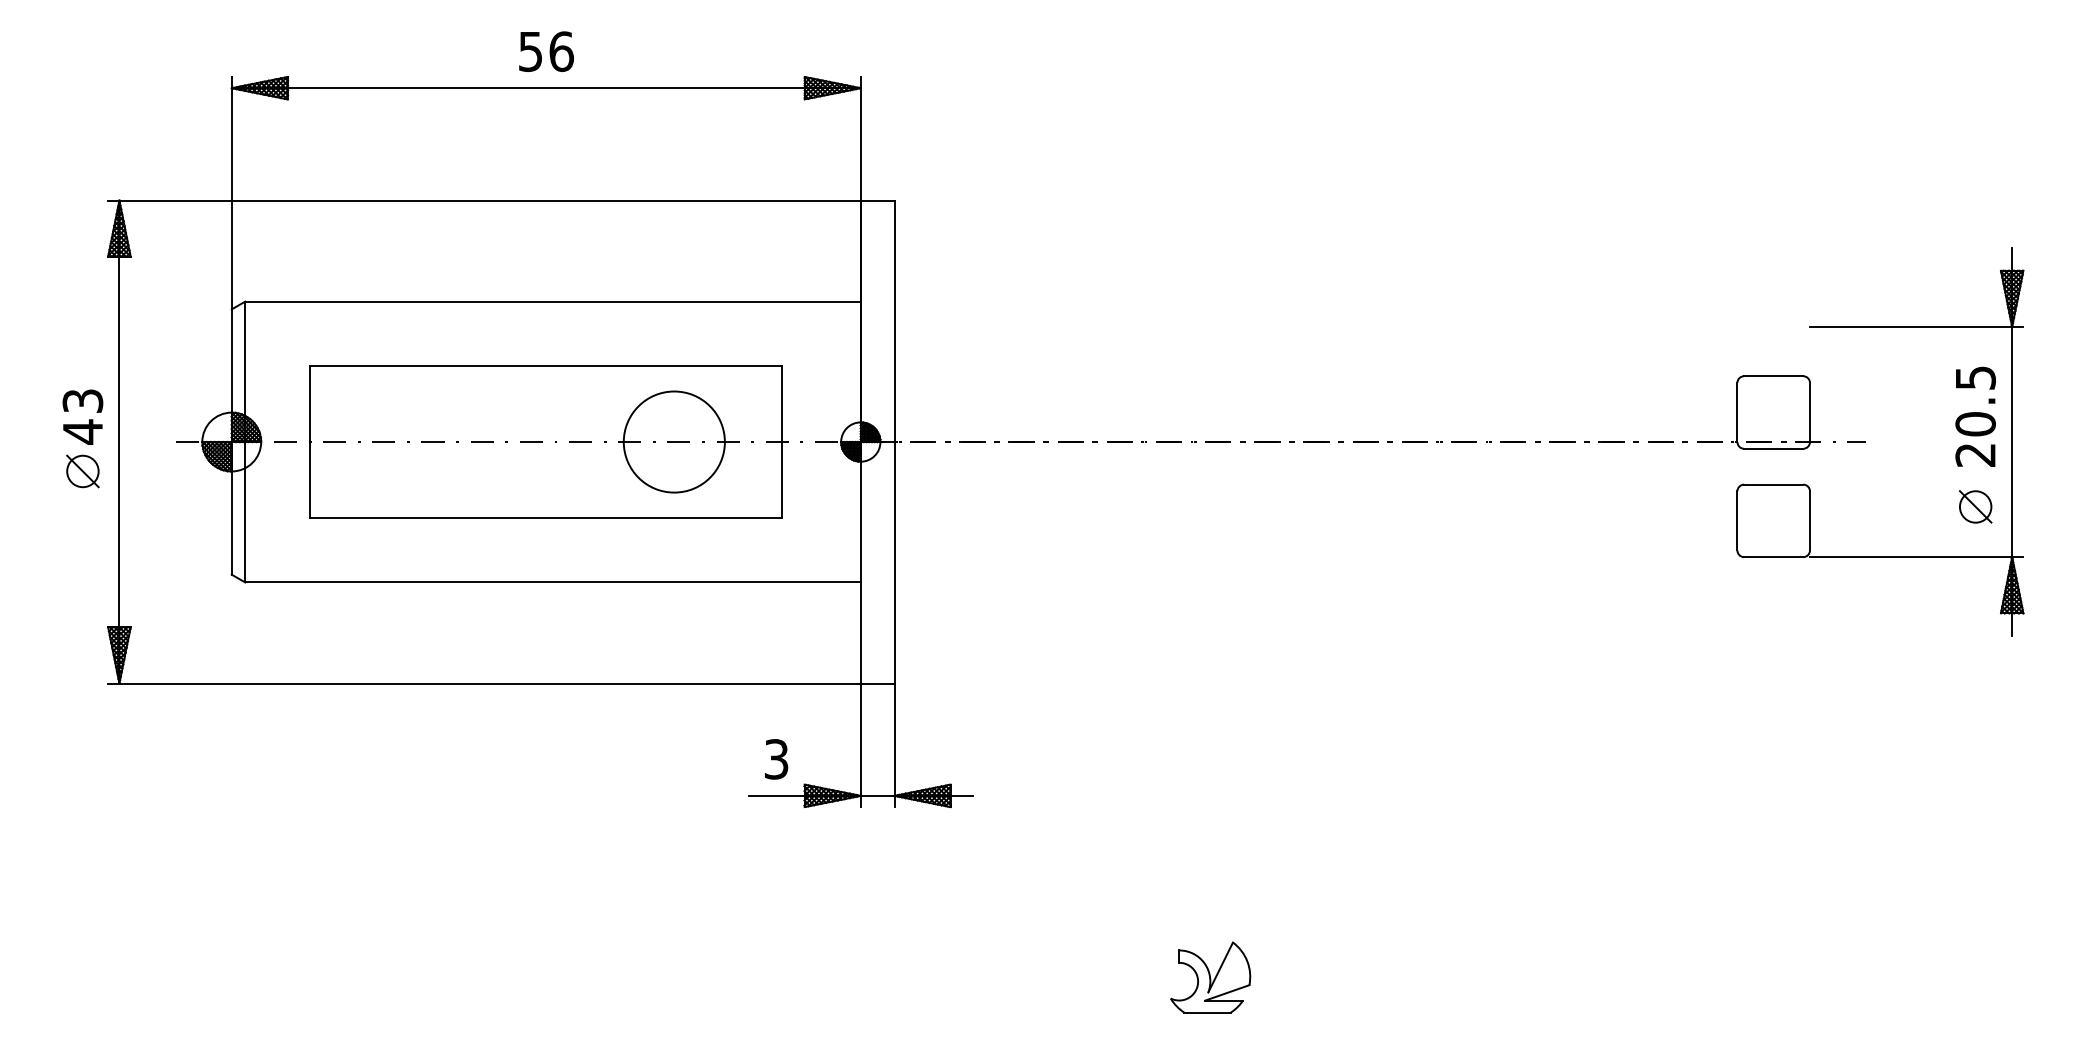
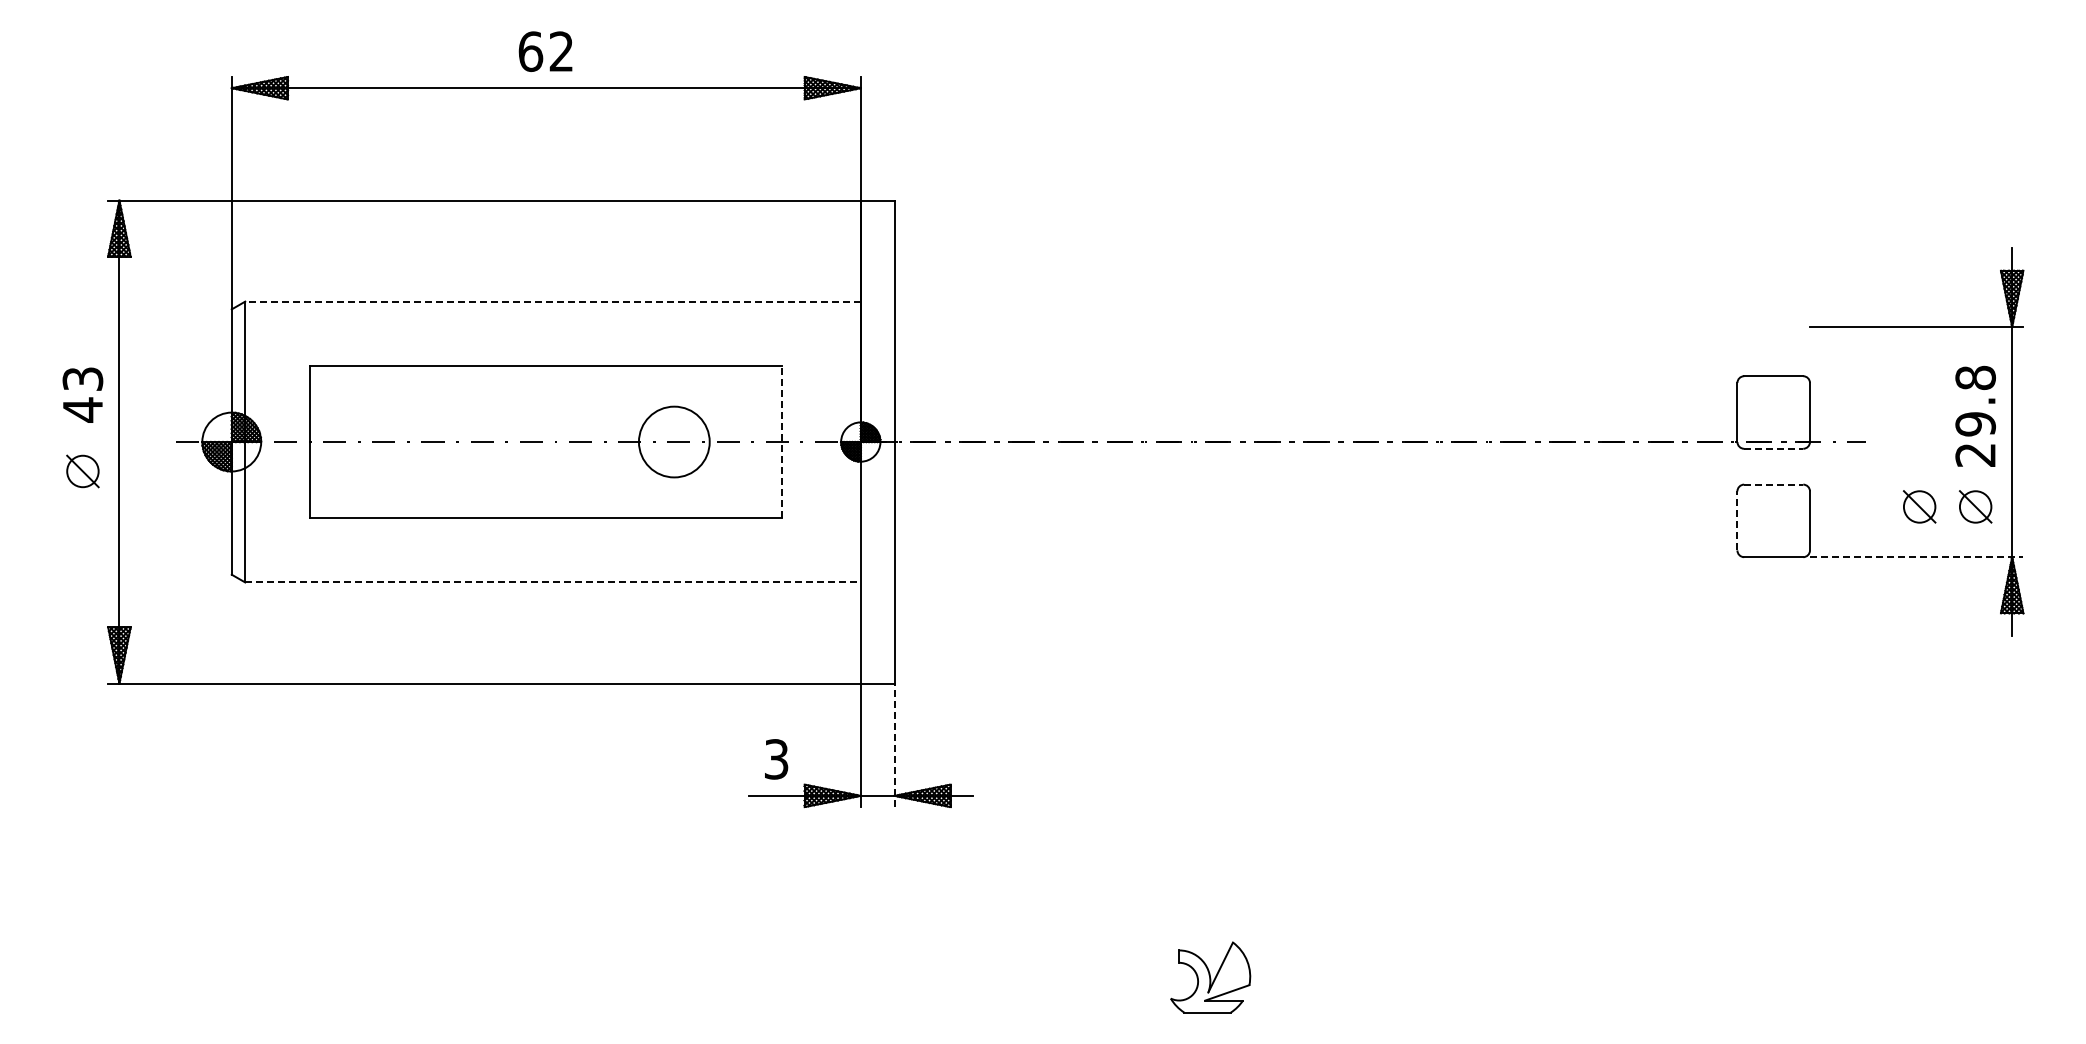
text: 56 -> 62 (546, 51)
line: solid -> dashed (553, 301)
text: 20.5 -> 29.8 (1975, 400)
text position: (82, 416) -> (82, 394) (82, 394)
circle diameter: 101 px -> 71 px (673, 441)
line: solid -> dashed (782, 441)
line: solid -> dashed (1773, 448)
line: solid -> dashed (1773, 484)
part: none -> present (1919, 506)
line: solid -> dashed (1737, 520)
line: solid -> dashed (1916, 557)
line: solid -> dashed (553, 582)
line: solid -> dashed (894, 745)
